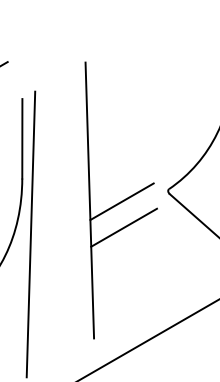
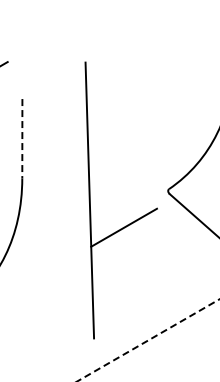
line: solid -> dashed (22, 138)
line: present -> none (121, 201)
line: present -> none (30, 234)
line: solid -> dashed (148, 340)
